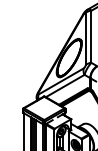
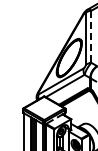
line: solid -> dashed (91, 37)
